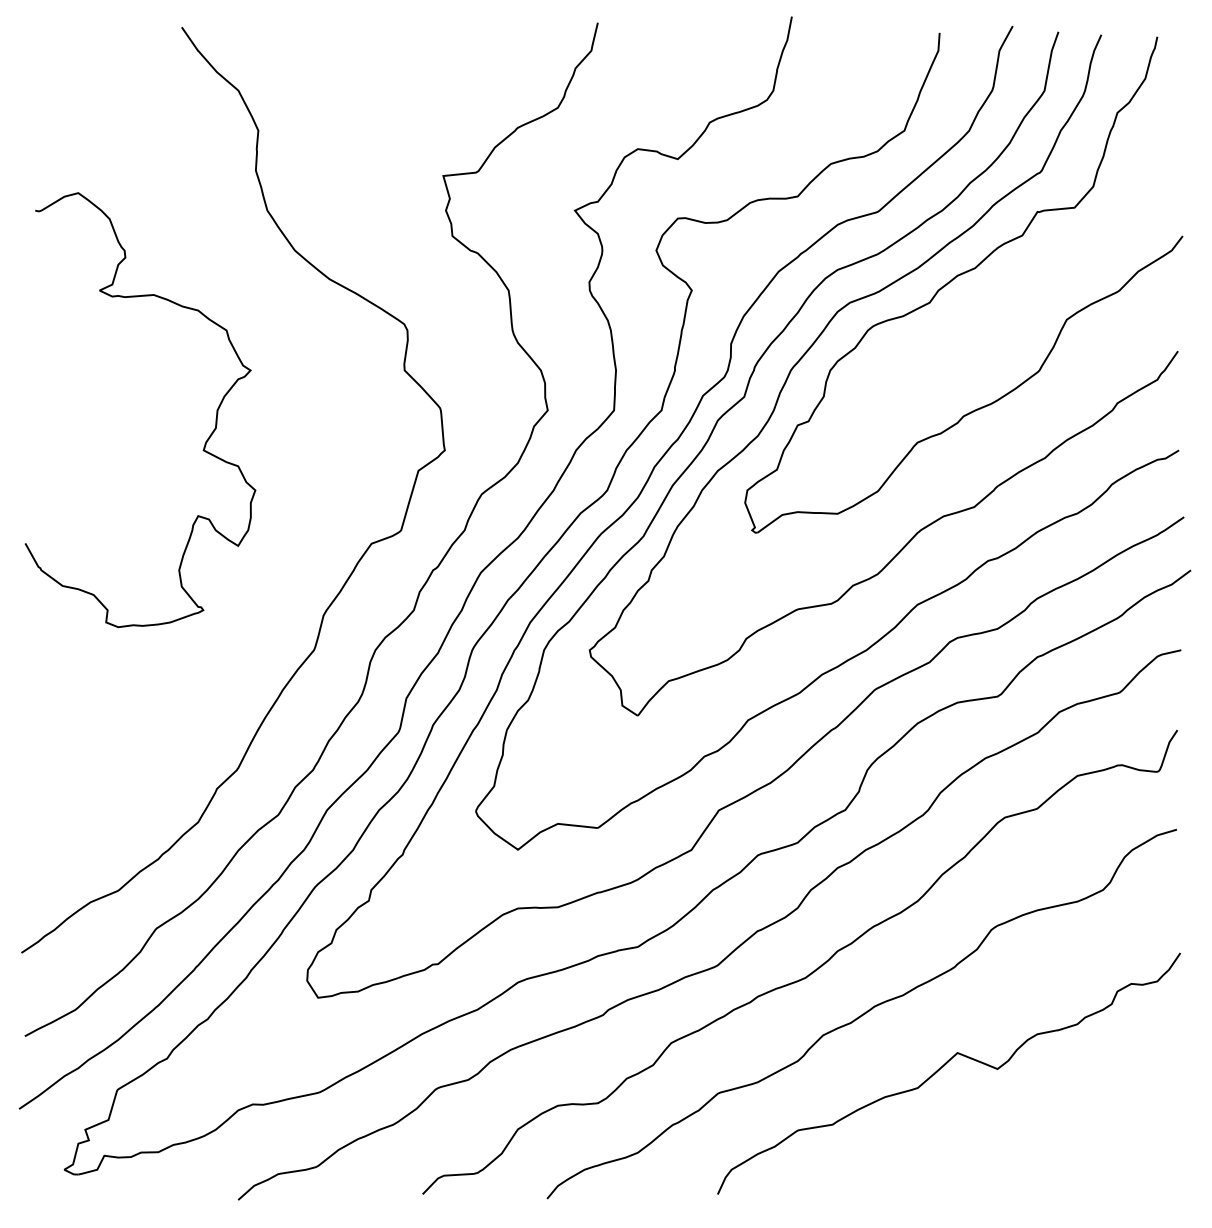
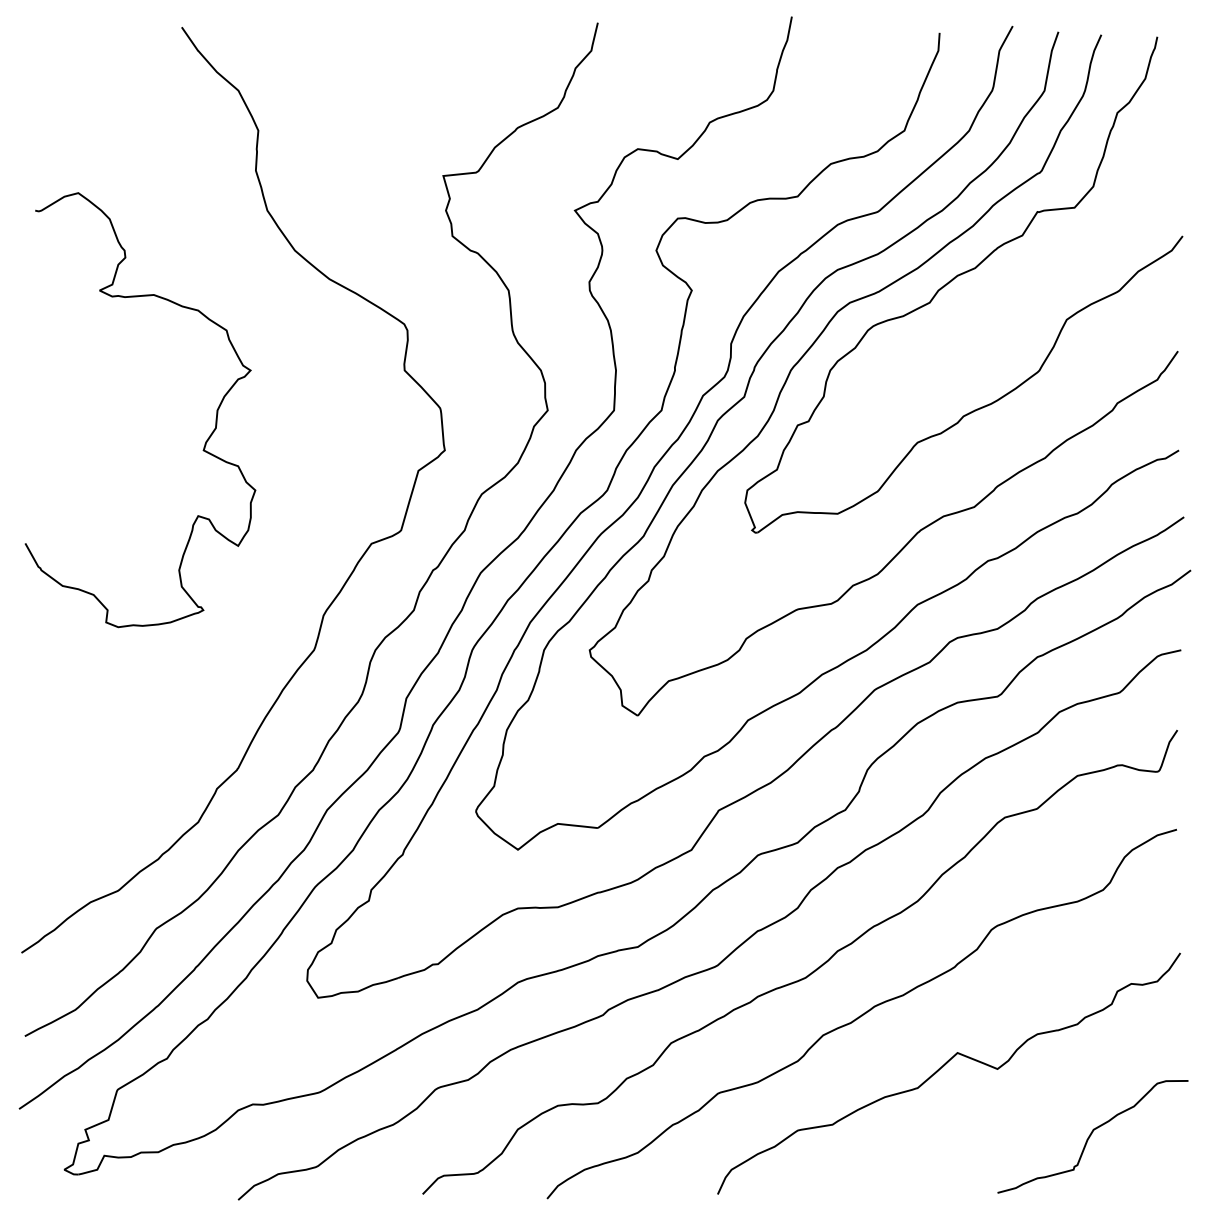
curve: none -> present (1091, 1135)
